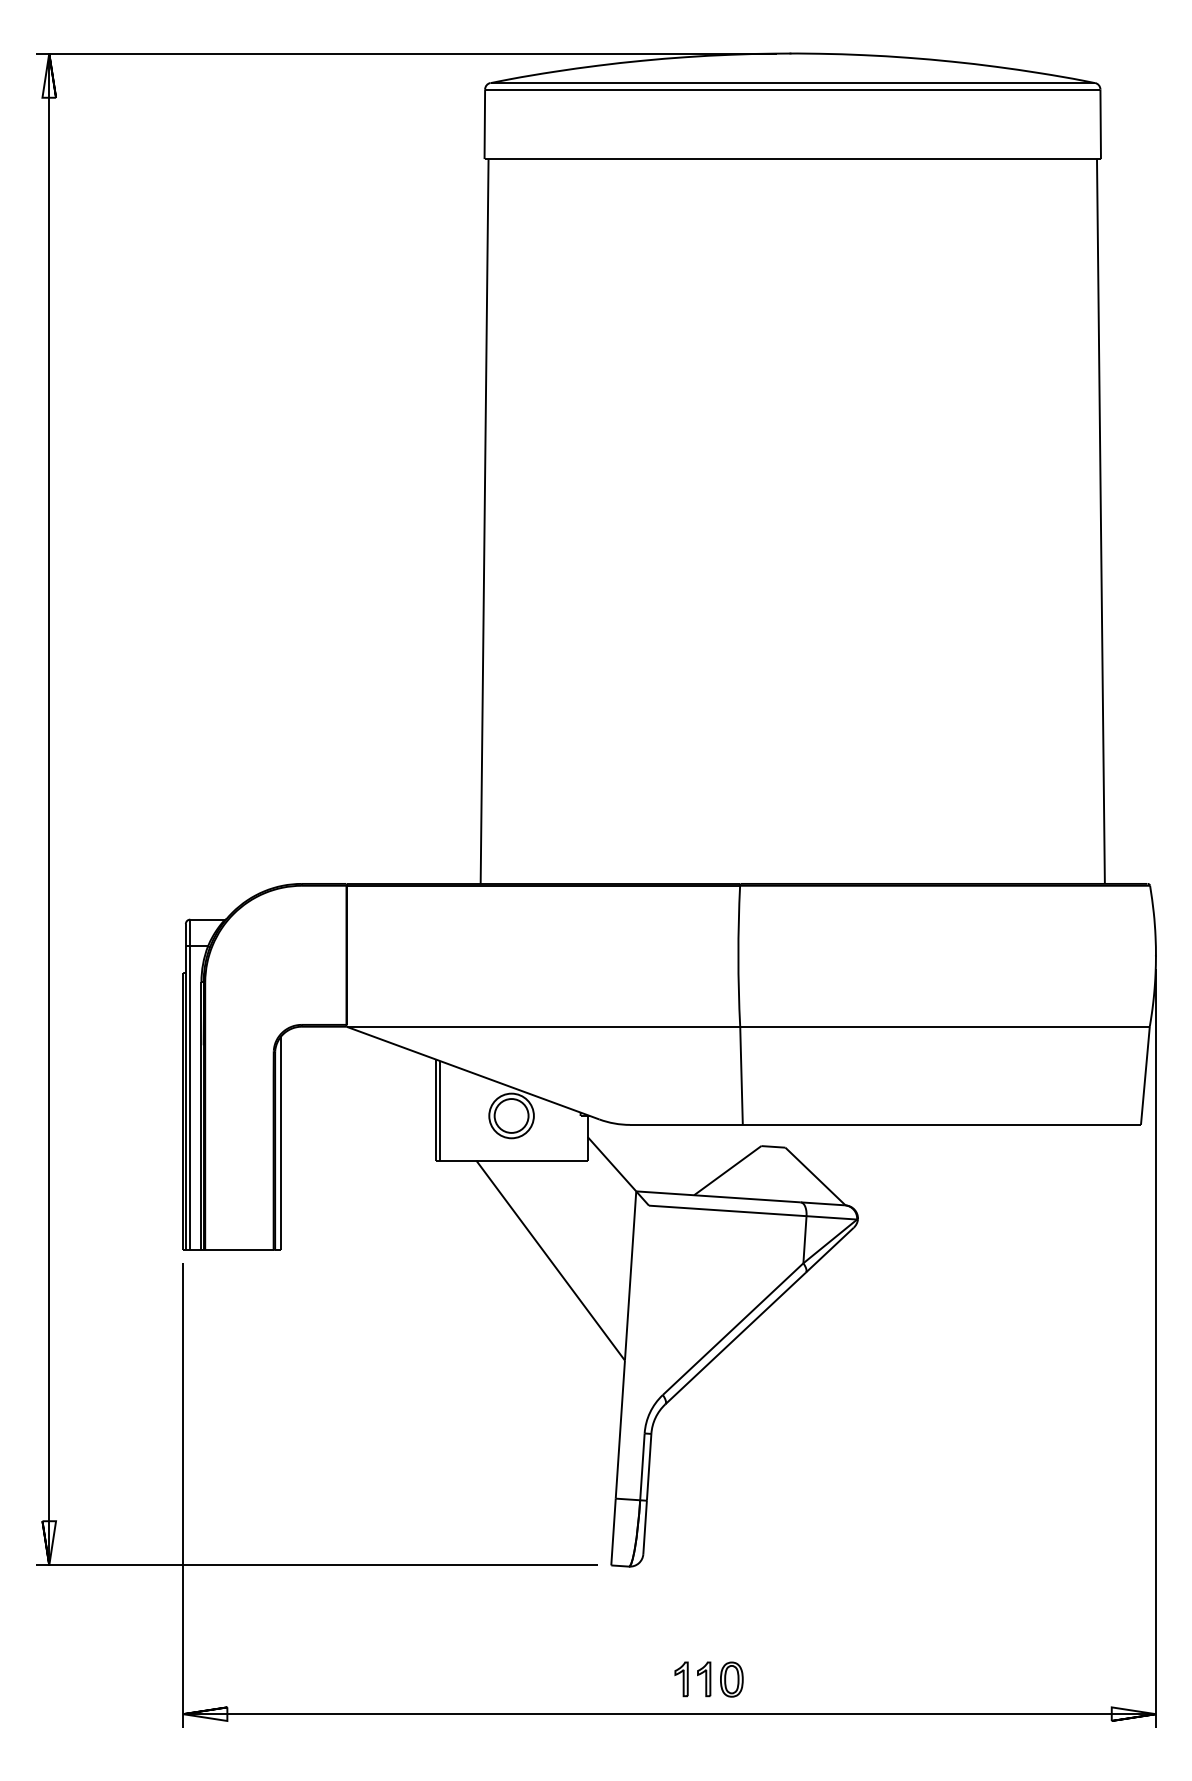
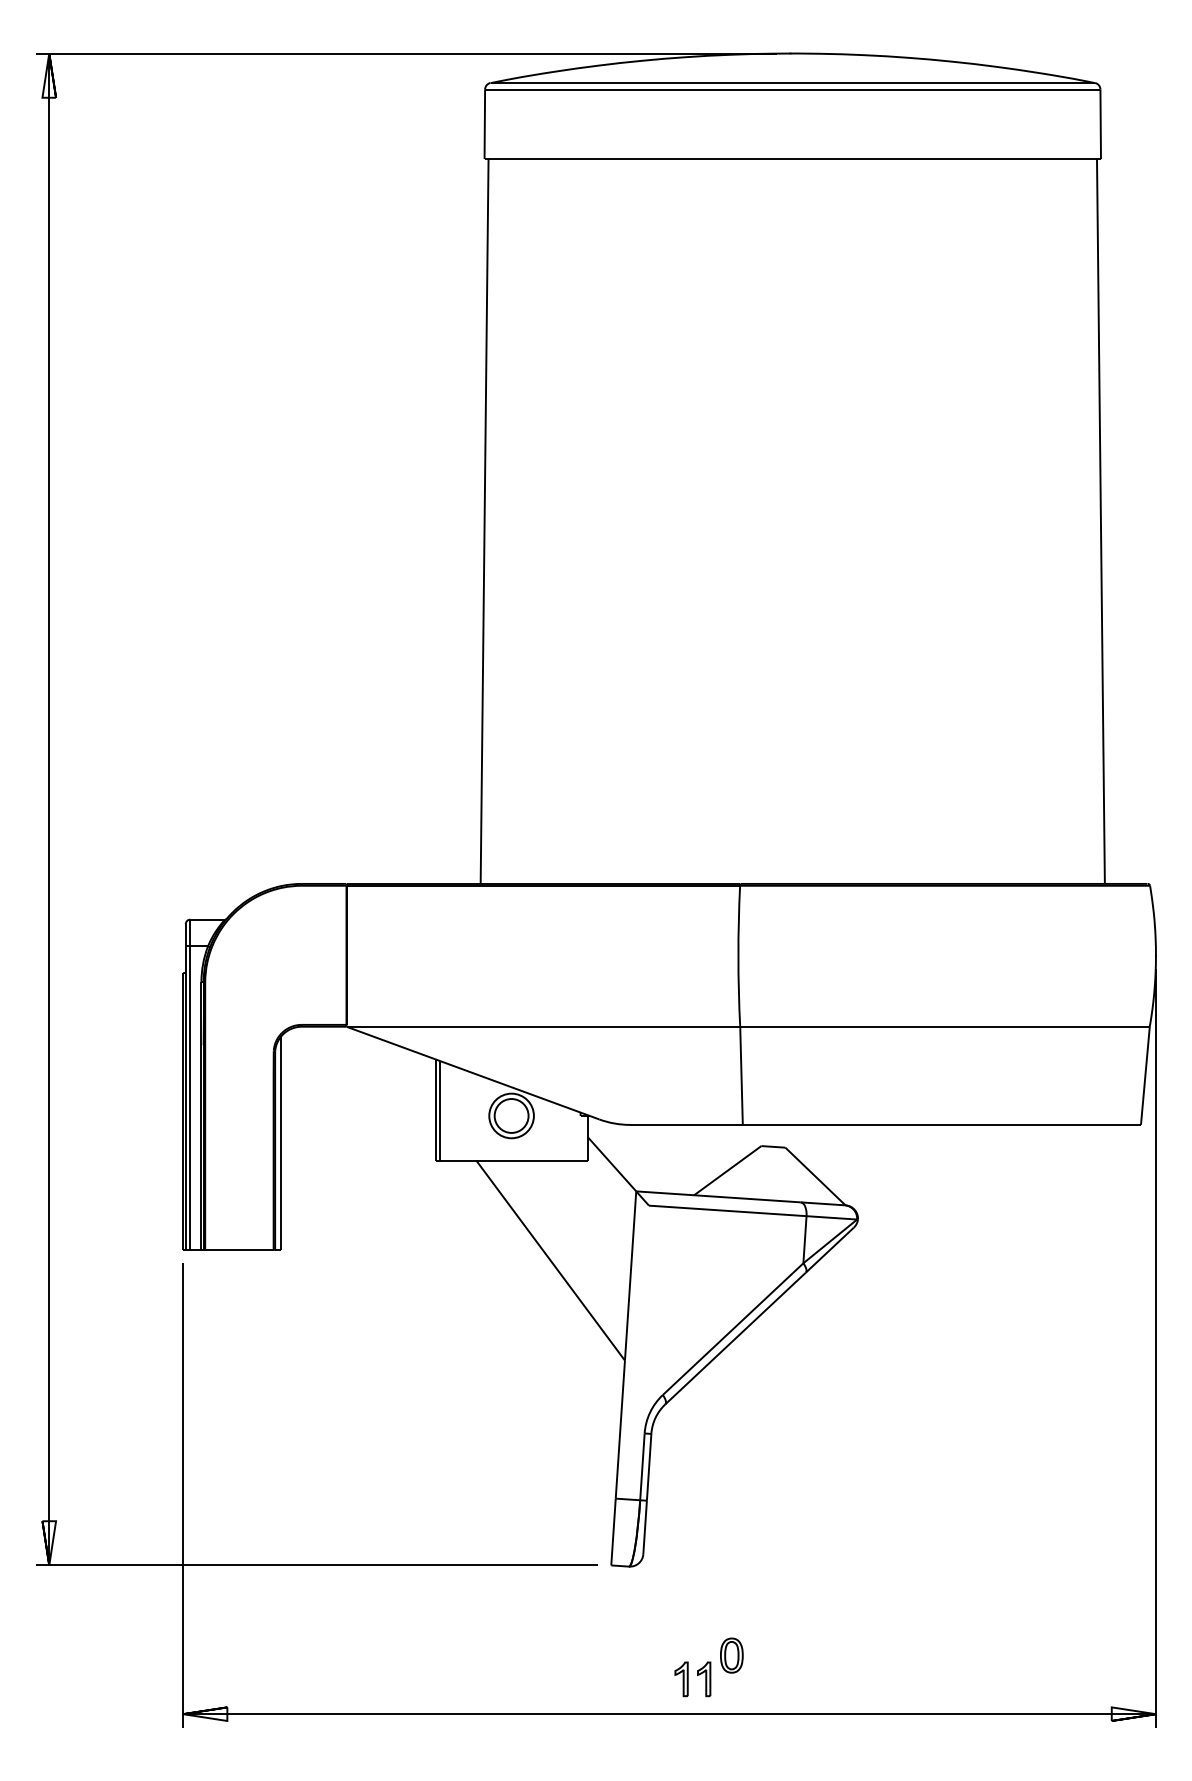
part position: (731, 1679) -> (731, 1655) (731, 1655)
